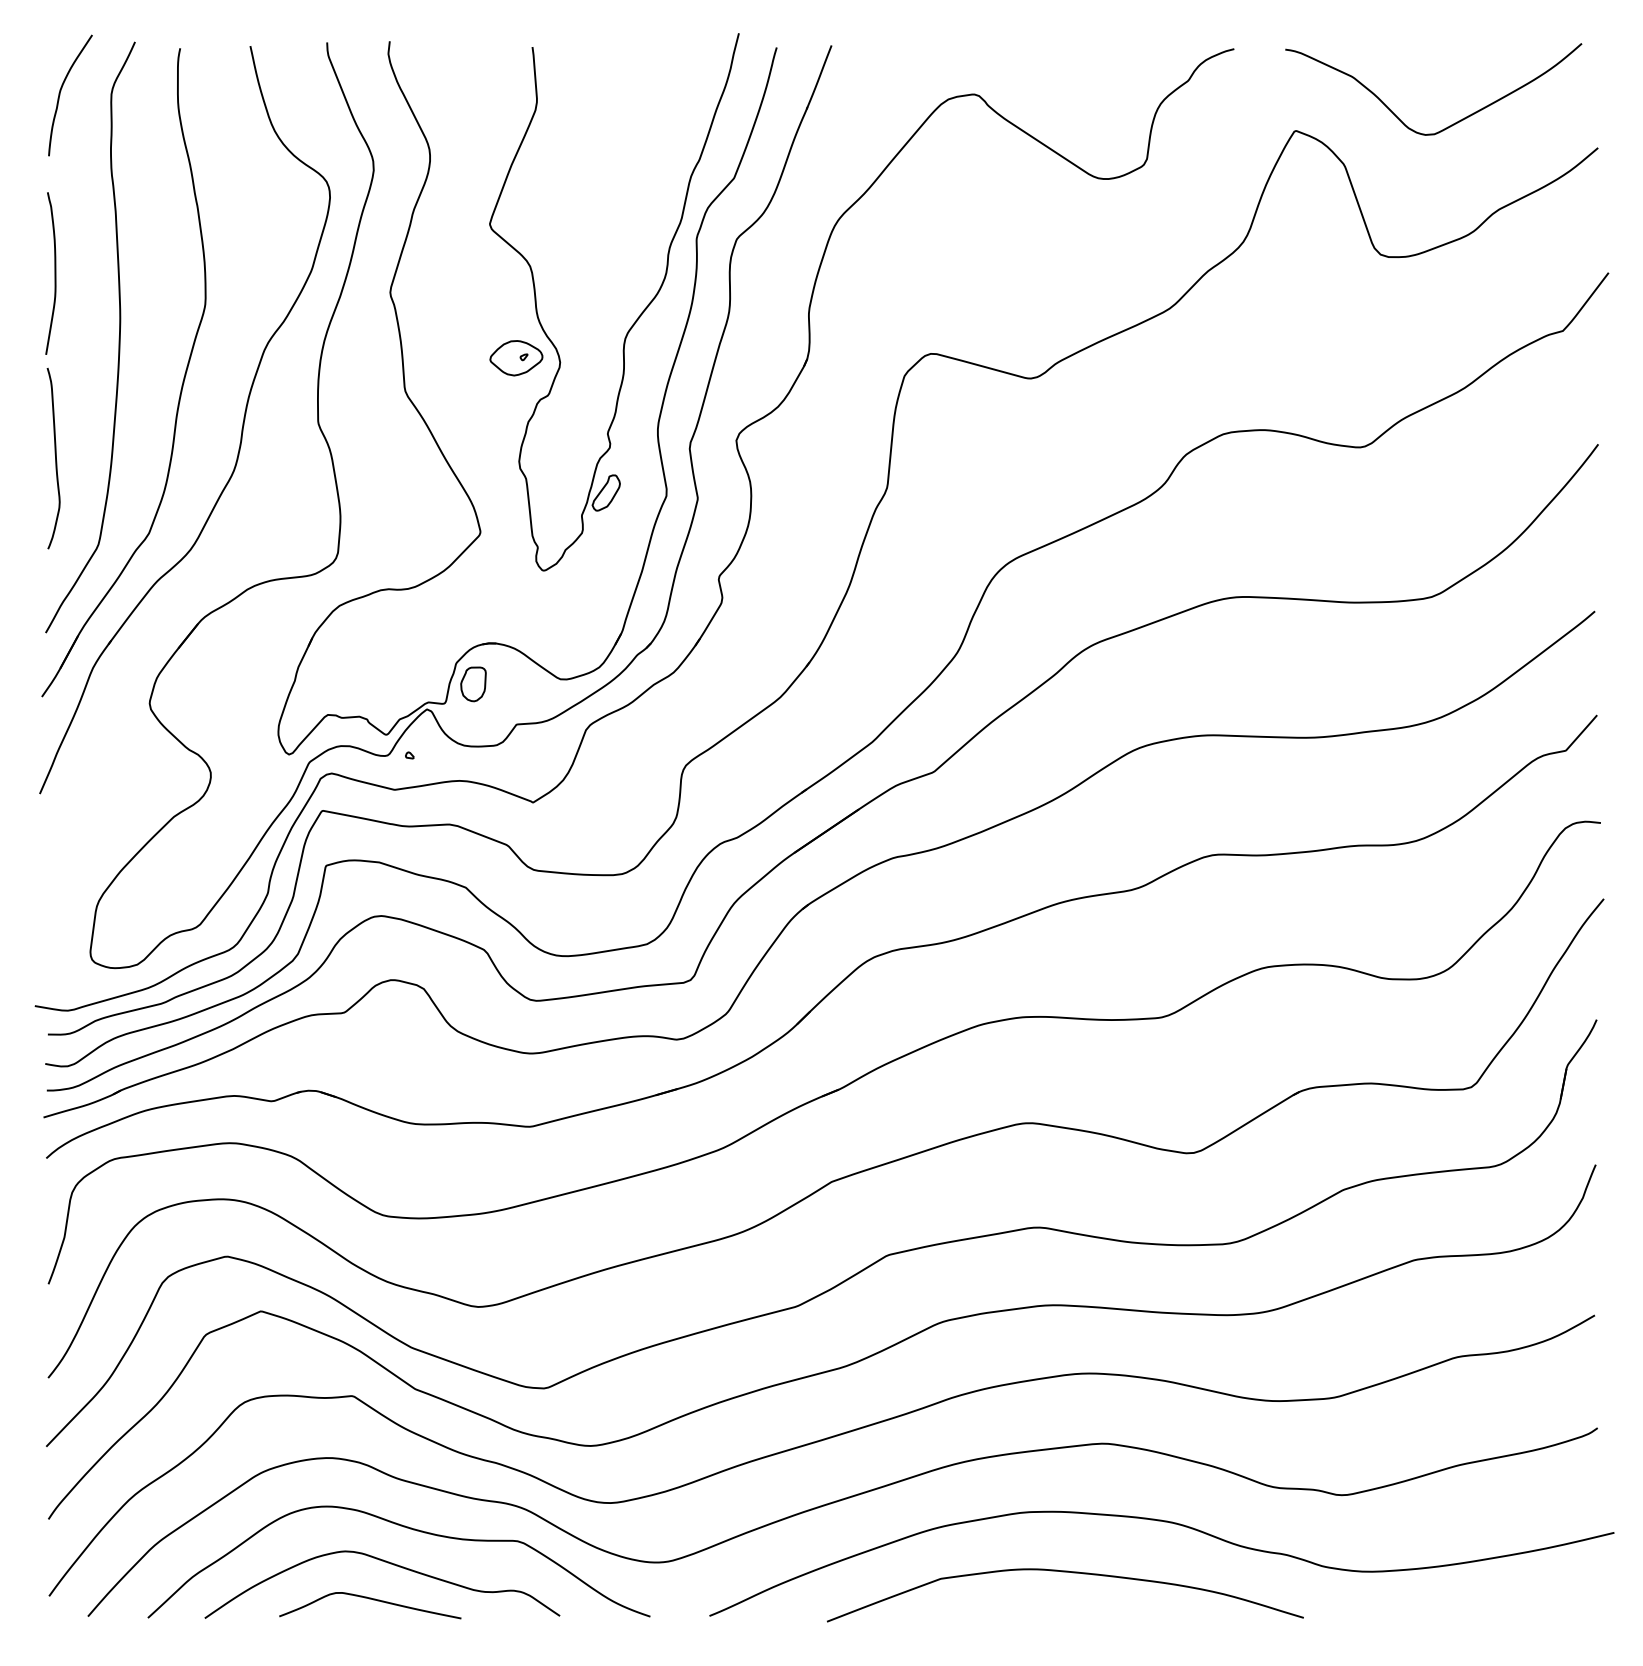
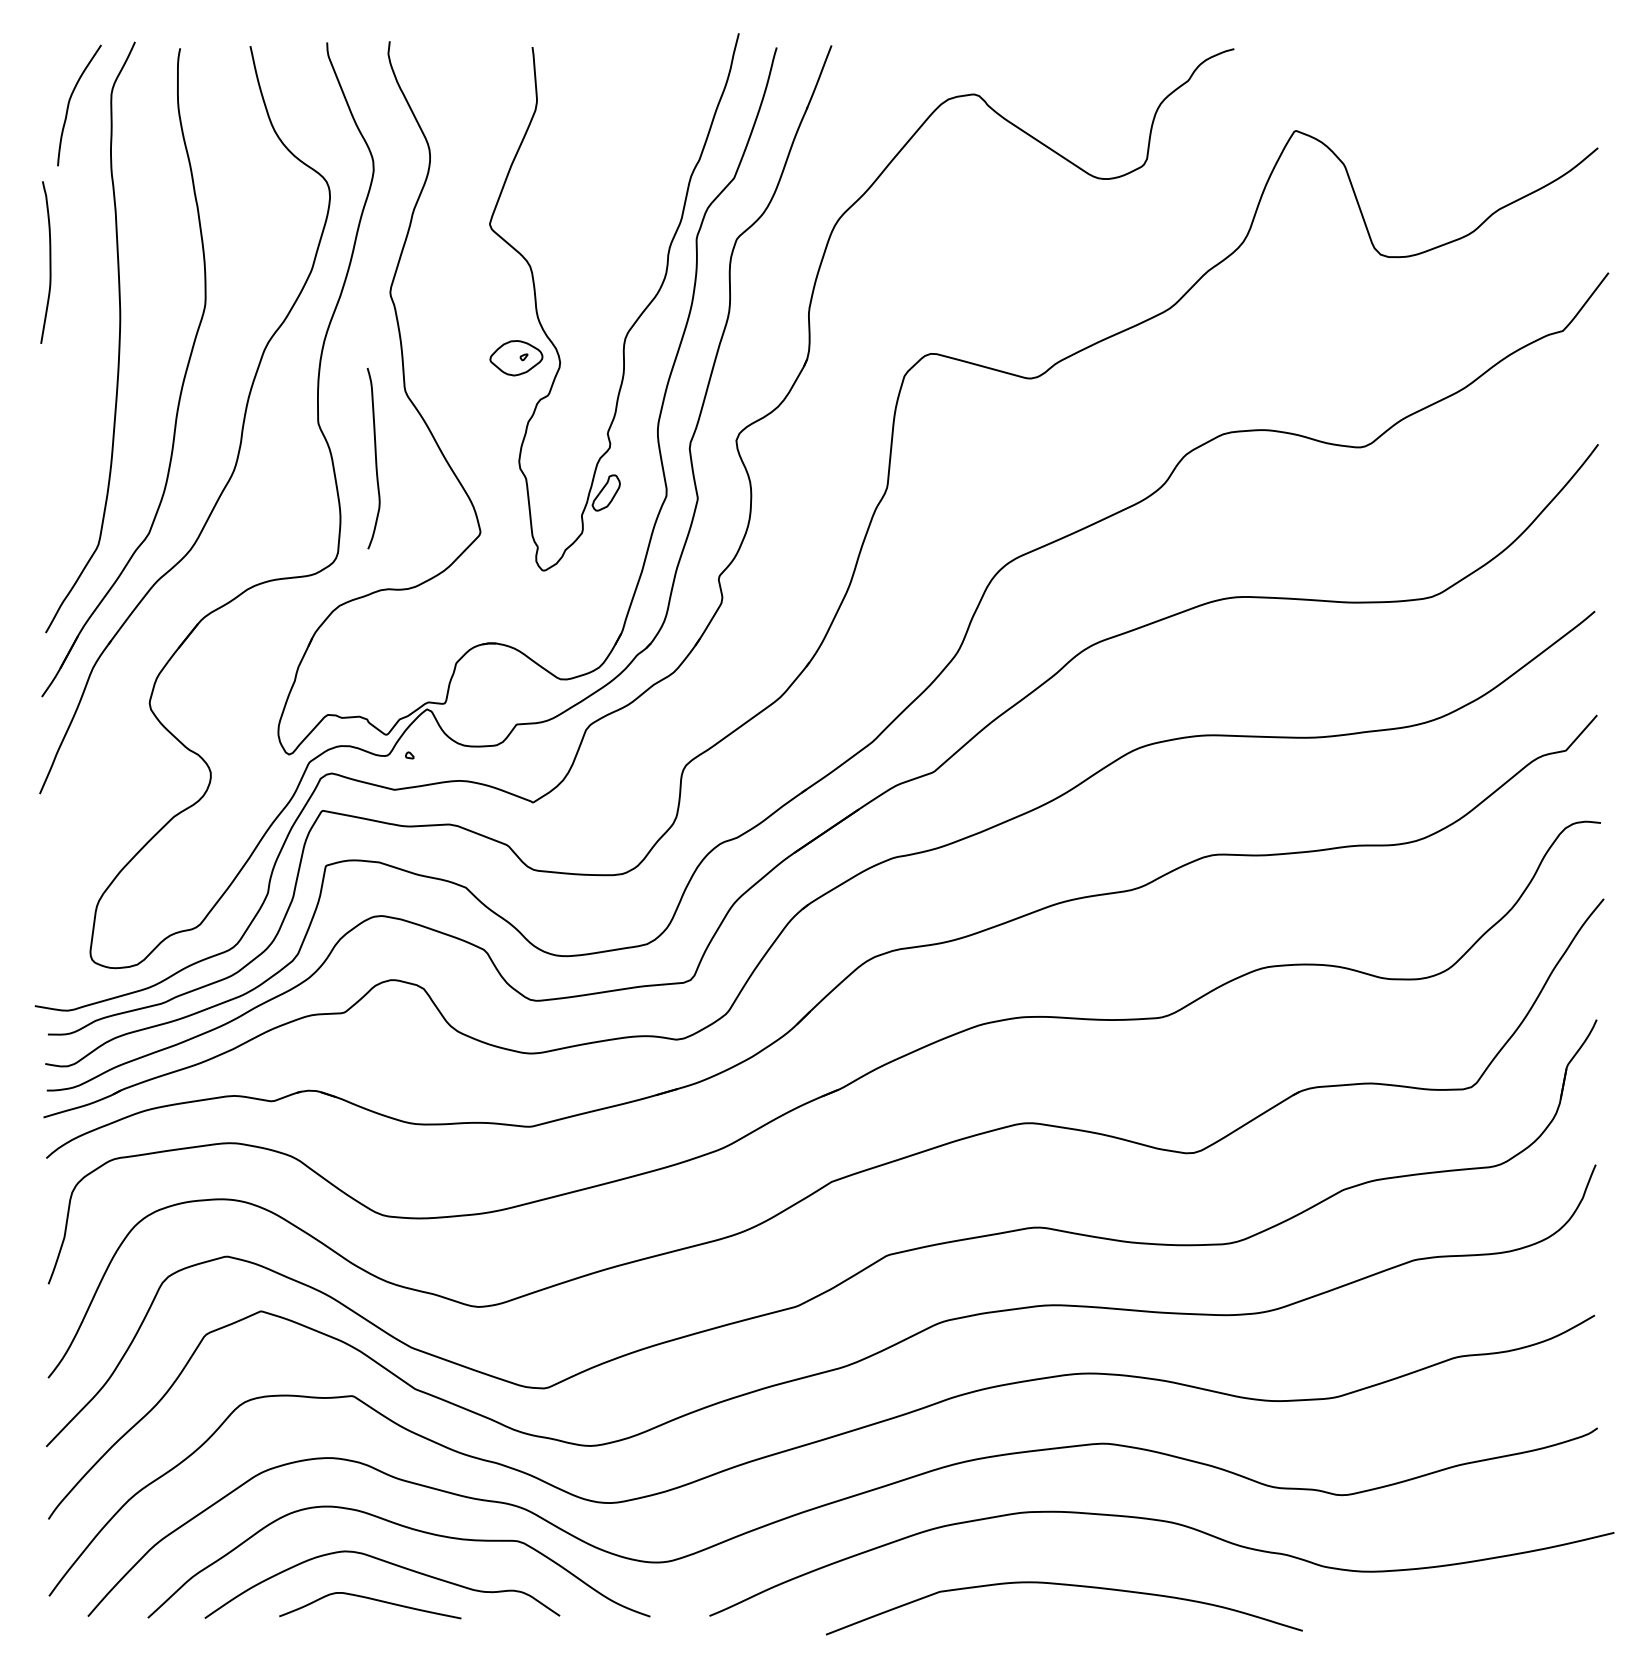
curve position: (61, 91) -> (70, 101) (70, 101)
curve: present -> none (1451, 124)
curve position: (54, 273) -> (49, 262) (49, 262)
curve position: (55, 458) -> (375, 458) (375, 458)
part: present -> none (473, 684)
curve position: (1065, 1572) -> (1064, 1585) (1064, 1585)
